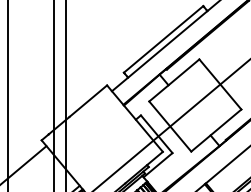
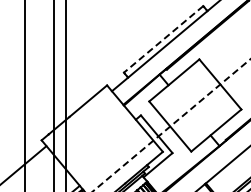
line: solid -> dashed (163, 39)
line position: (8, 95) -> (25, 95) (25, 95)
line: solid -> dashed (172, 125)
